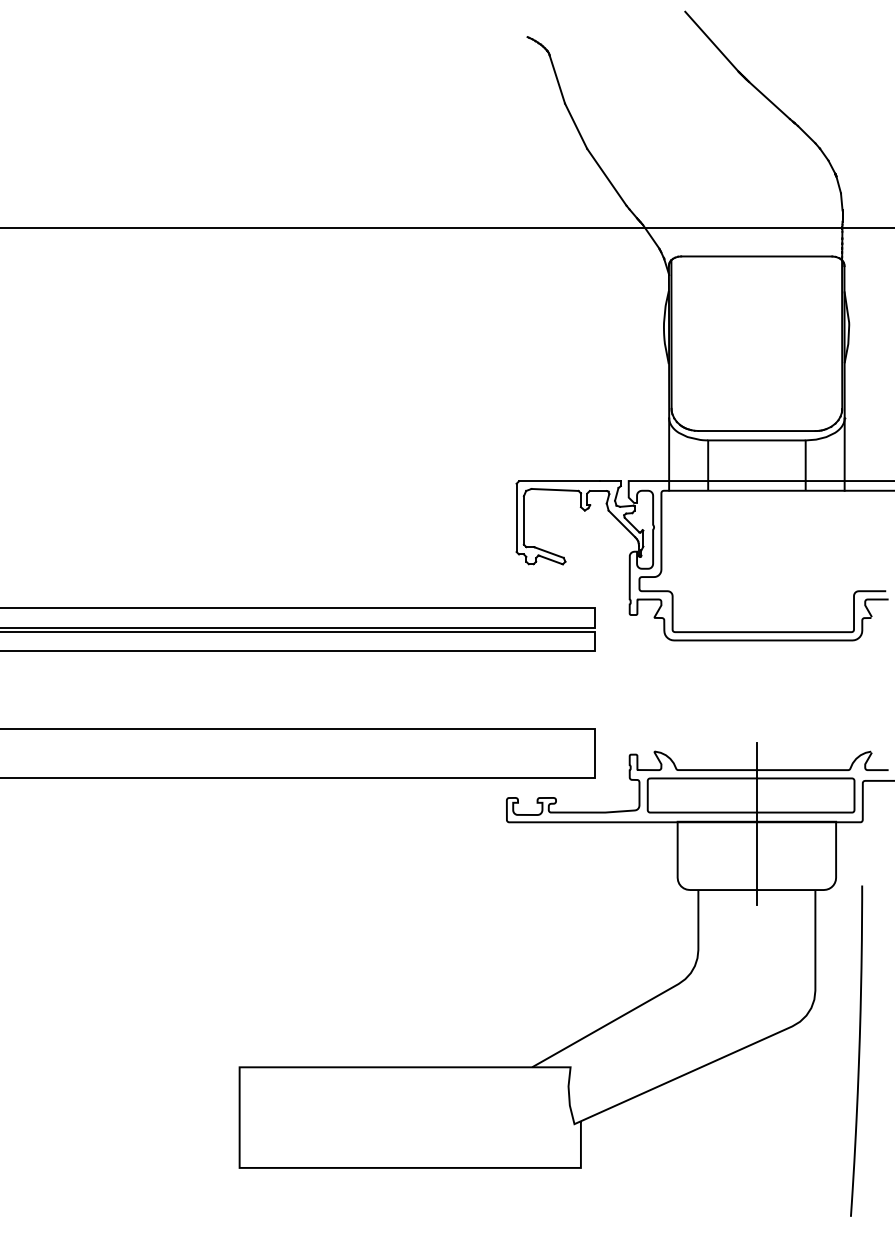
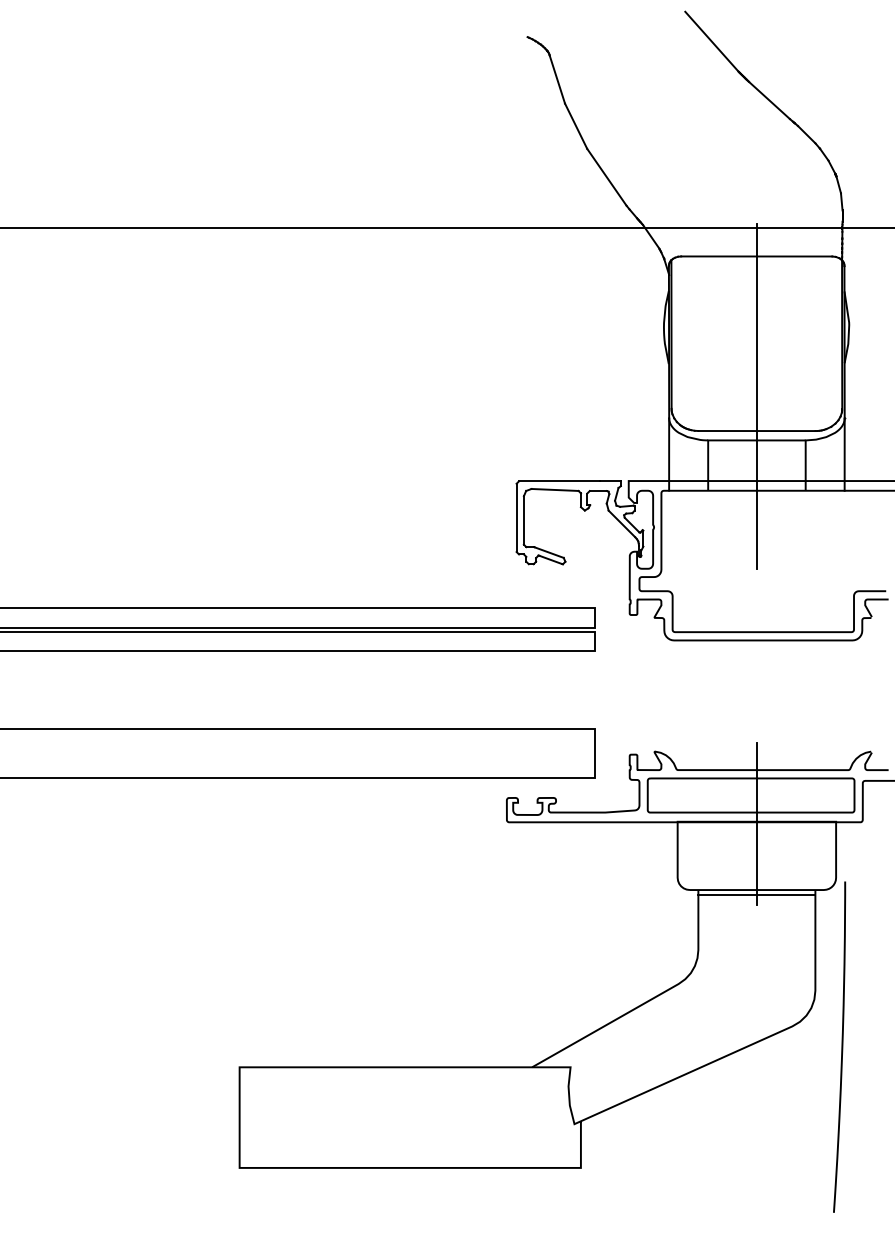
line: none -> present (756, 396)
line: none -> present (756, 895)
curve position: (858, 1050) -> (841, 1046) (841, 1046)
